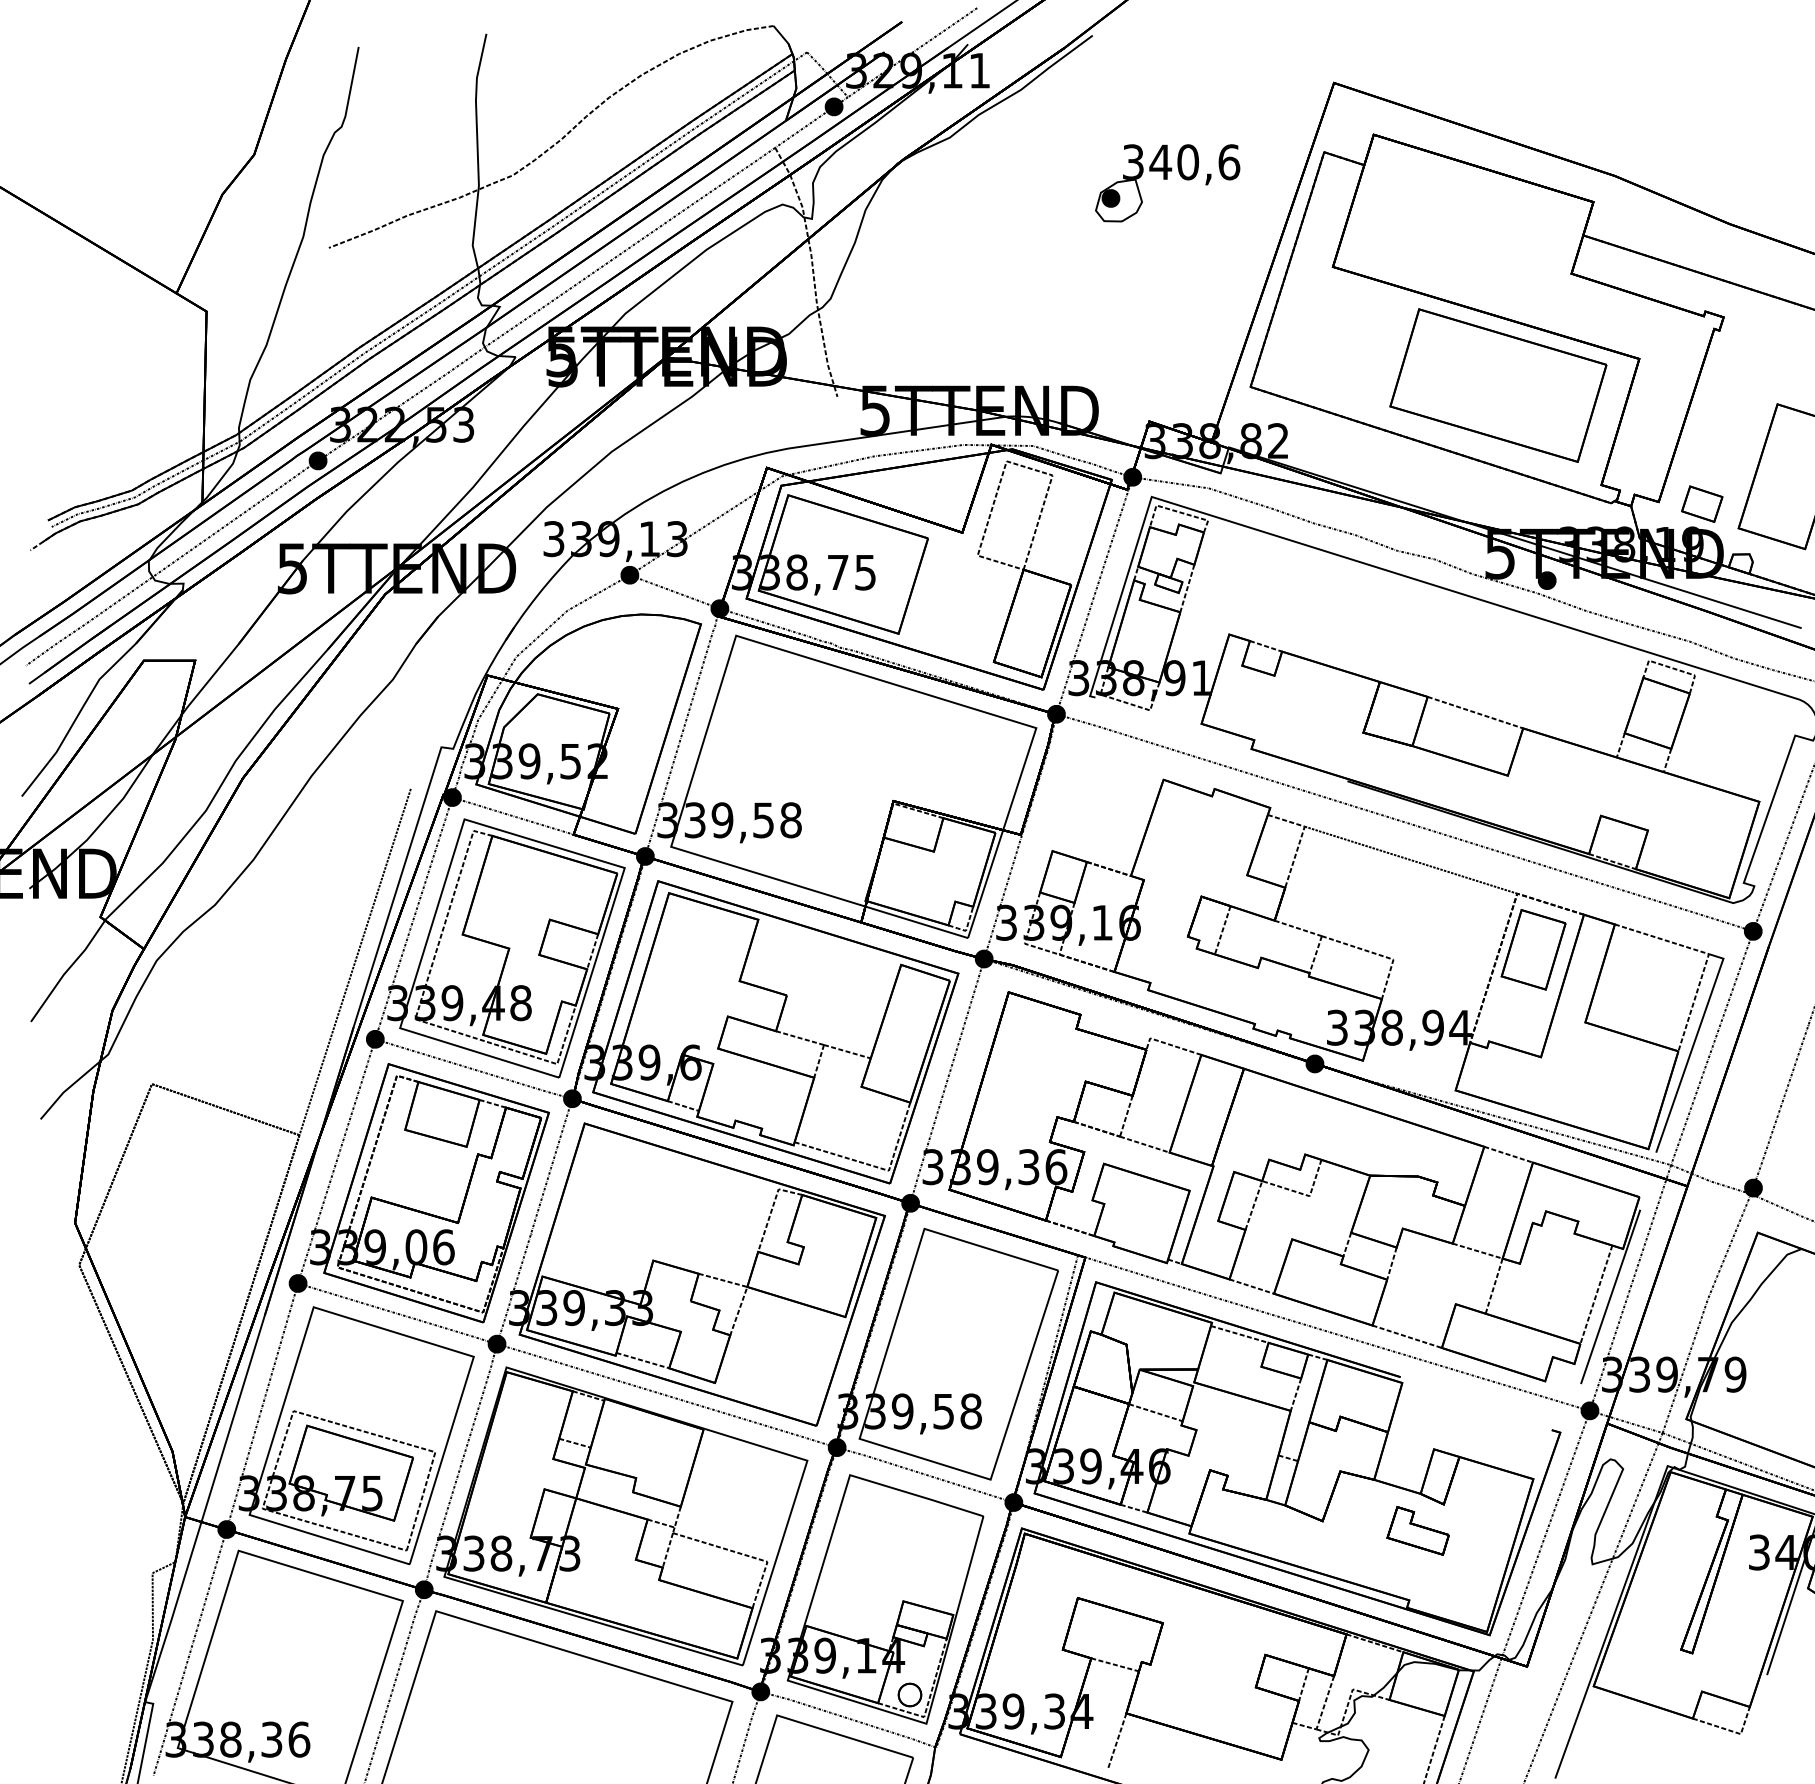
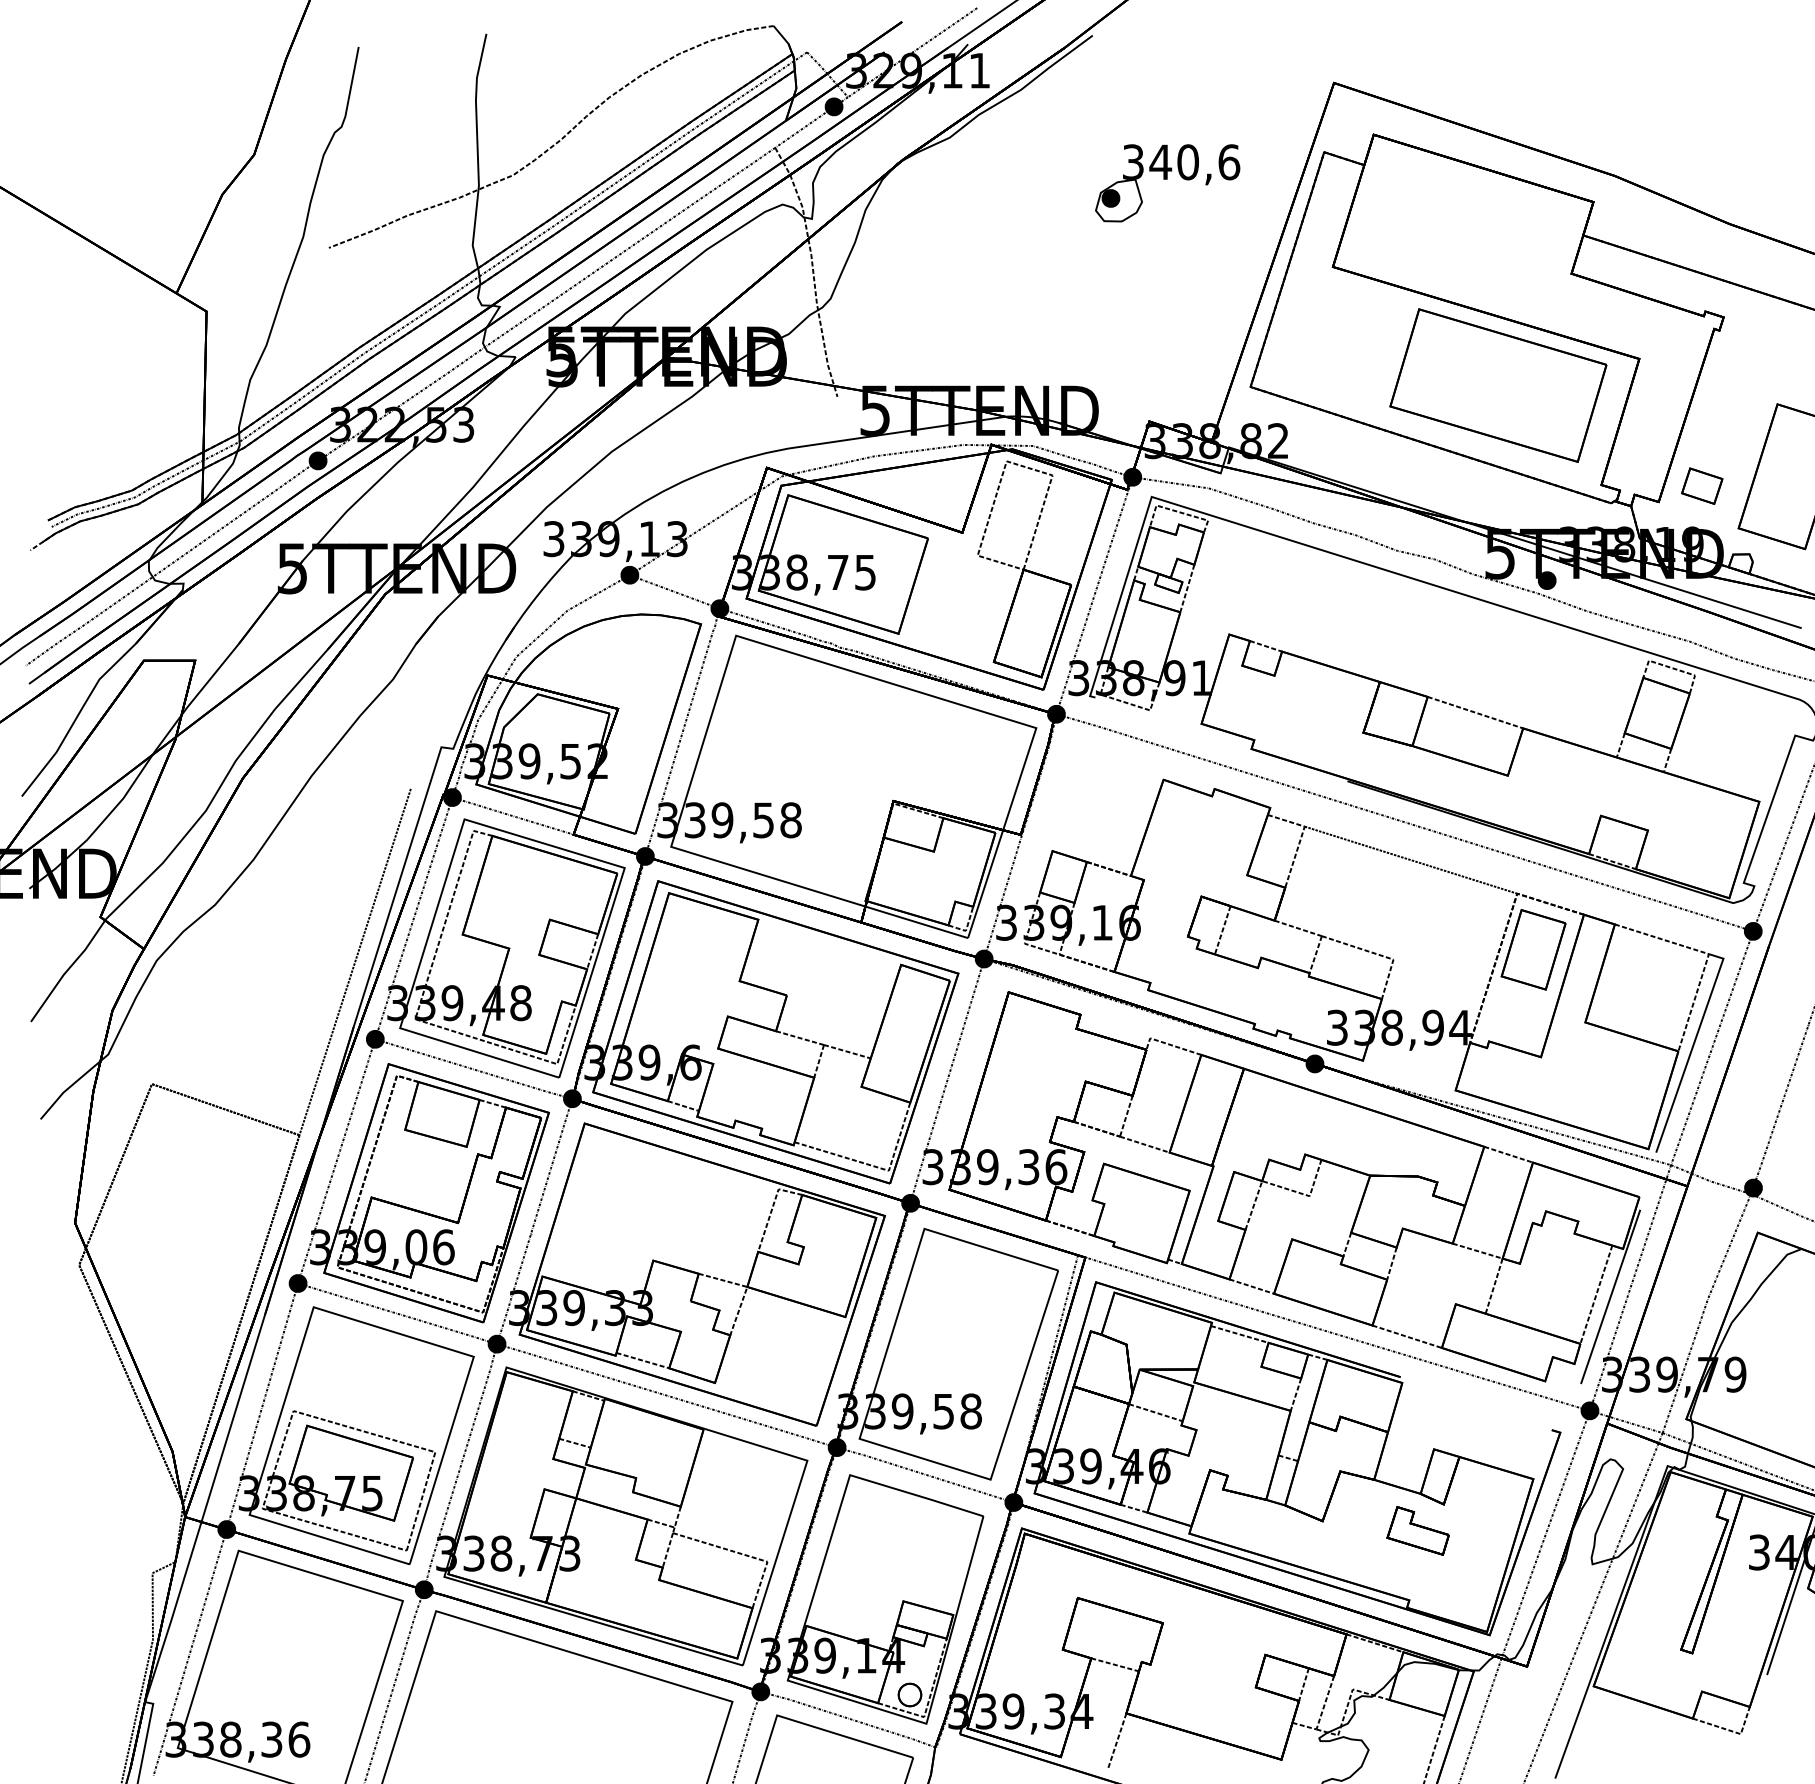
part position: (1702, 503) -> (1702, 485) (1702, 485)
